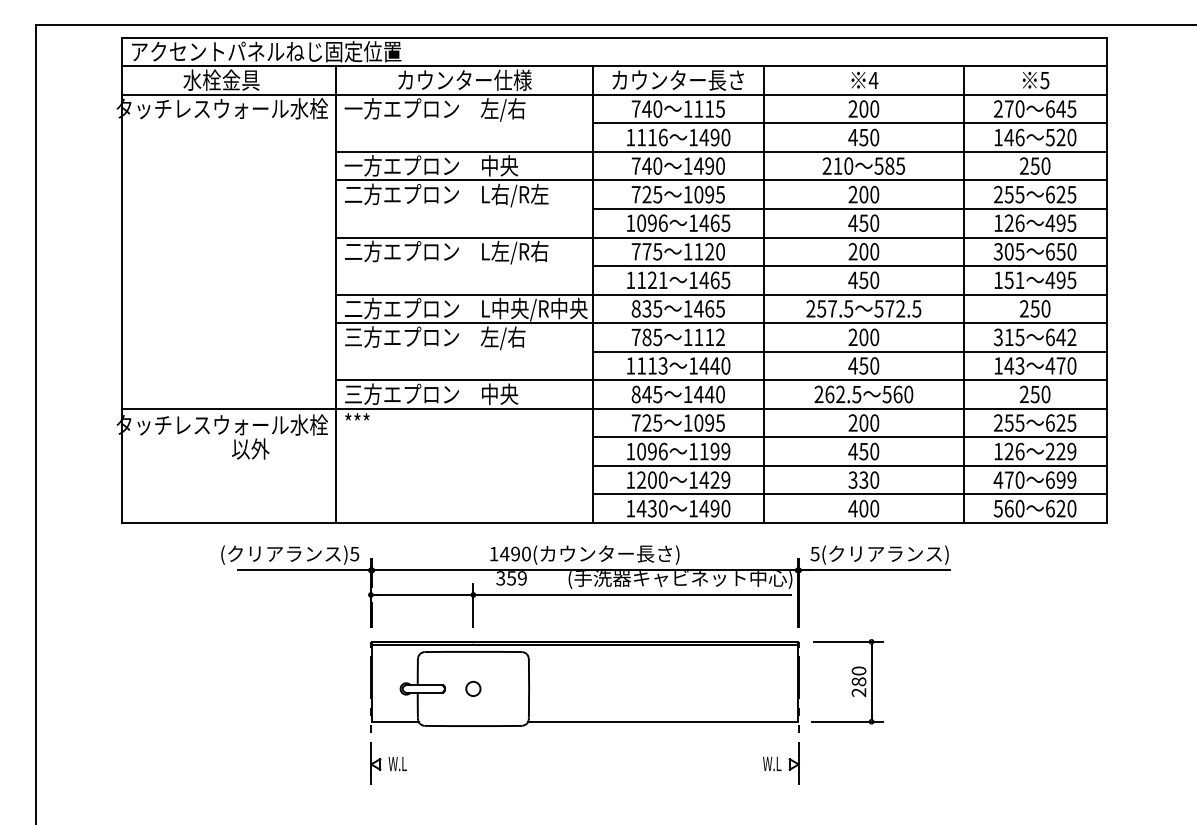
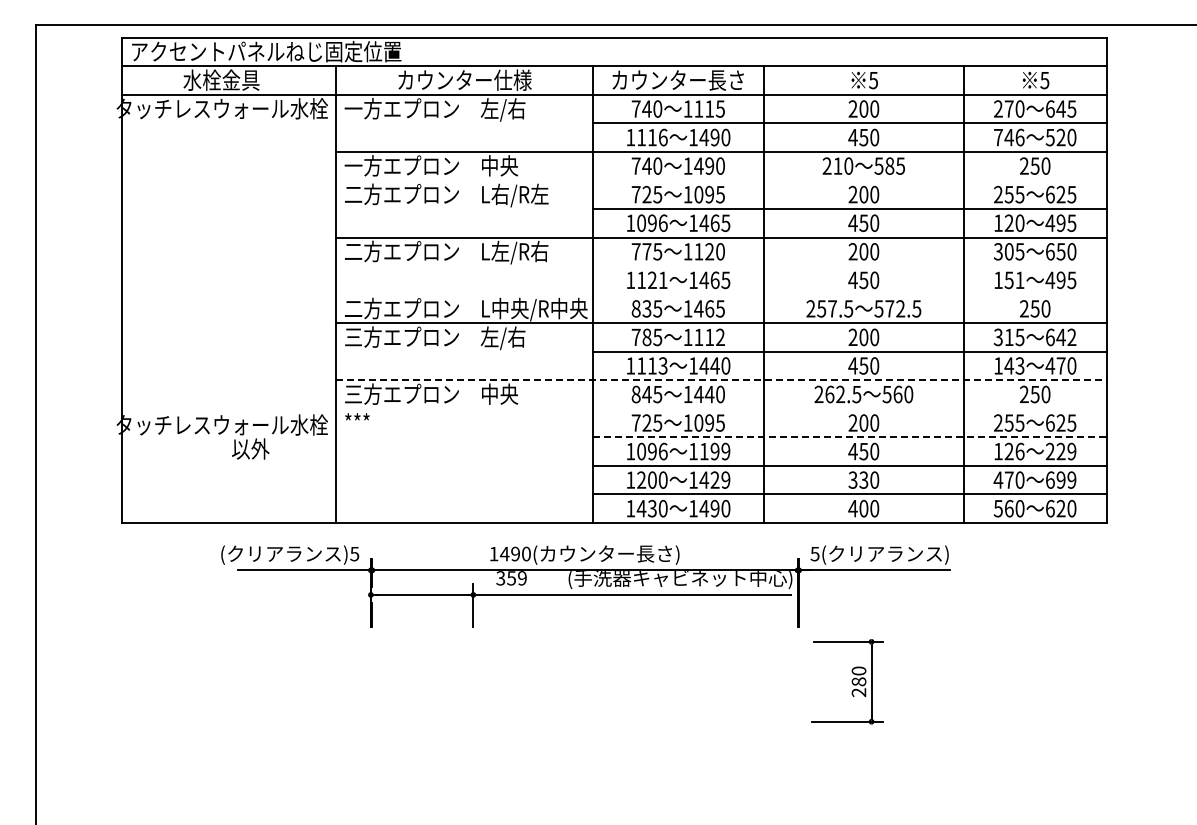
text: 4 -> 5 (873, 80)
text: 146 -> 746 (998, 137)
line: present -> none (720, 180)
text: 126 -> 120 (1019, 222)
line: present -> none (849, 266)
line: present -> none (720, 294)
line: solid -> dashed (721, 380)
line: present -> none (613, 408)
line: solid -> dashed (849, 437)
part: present -> none (584, 712)
